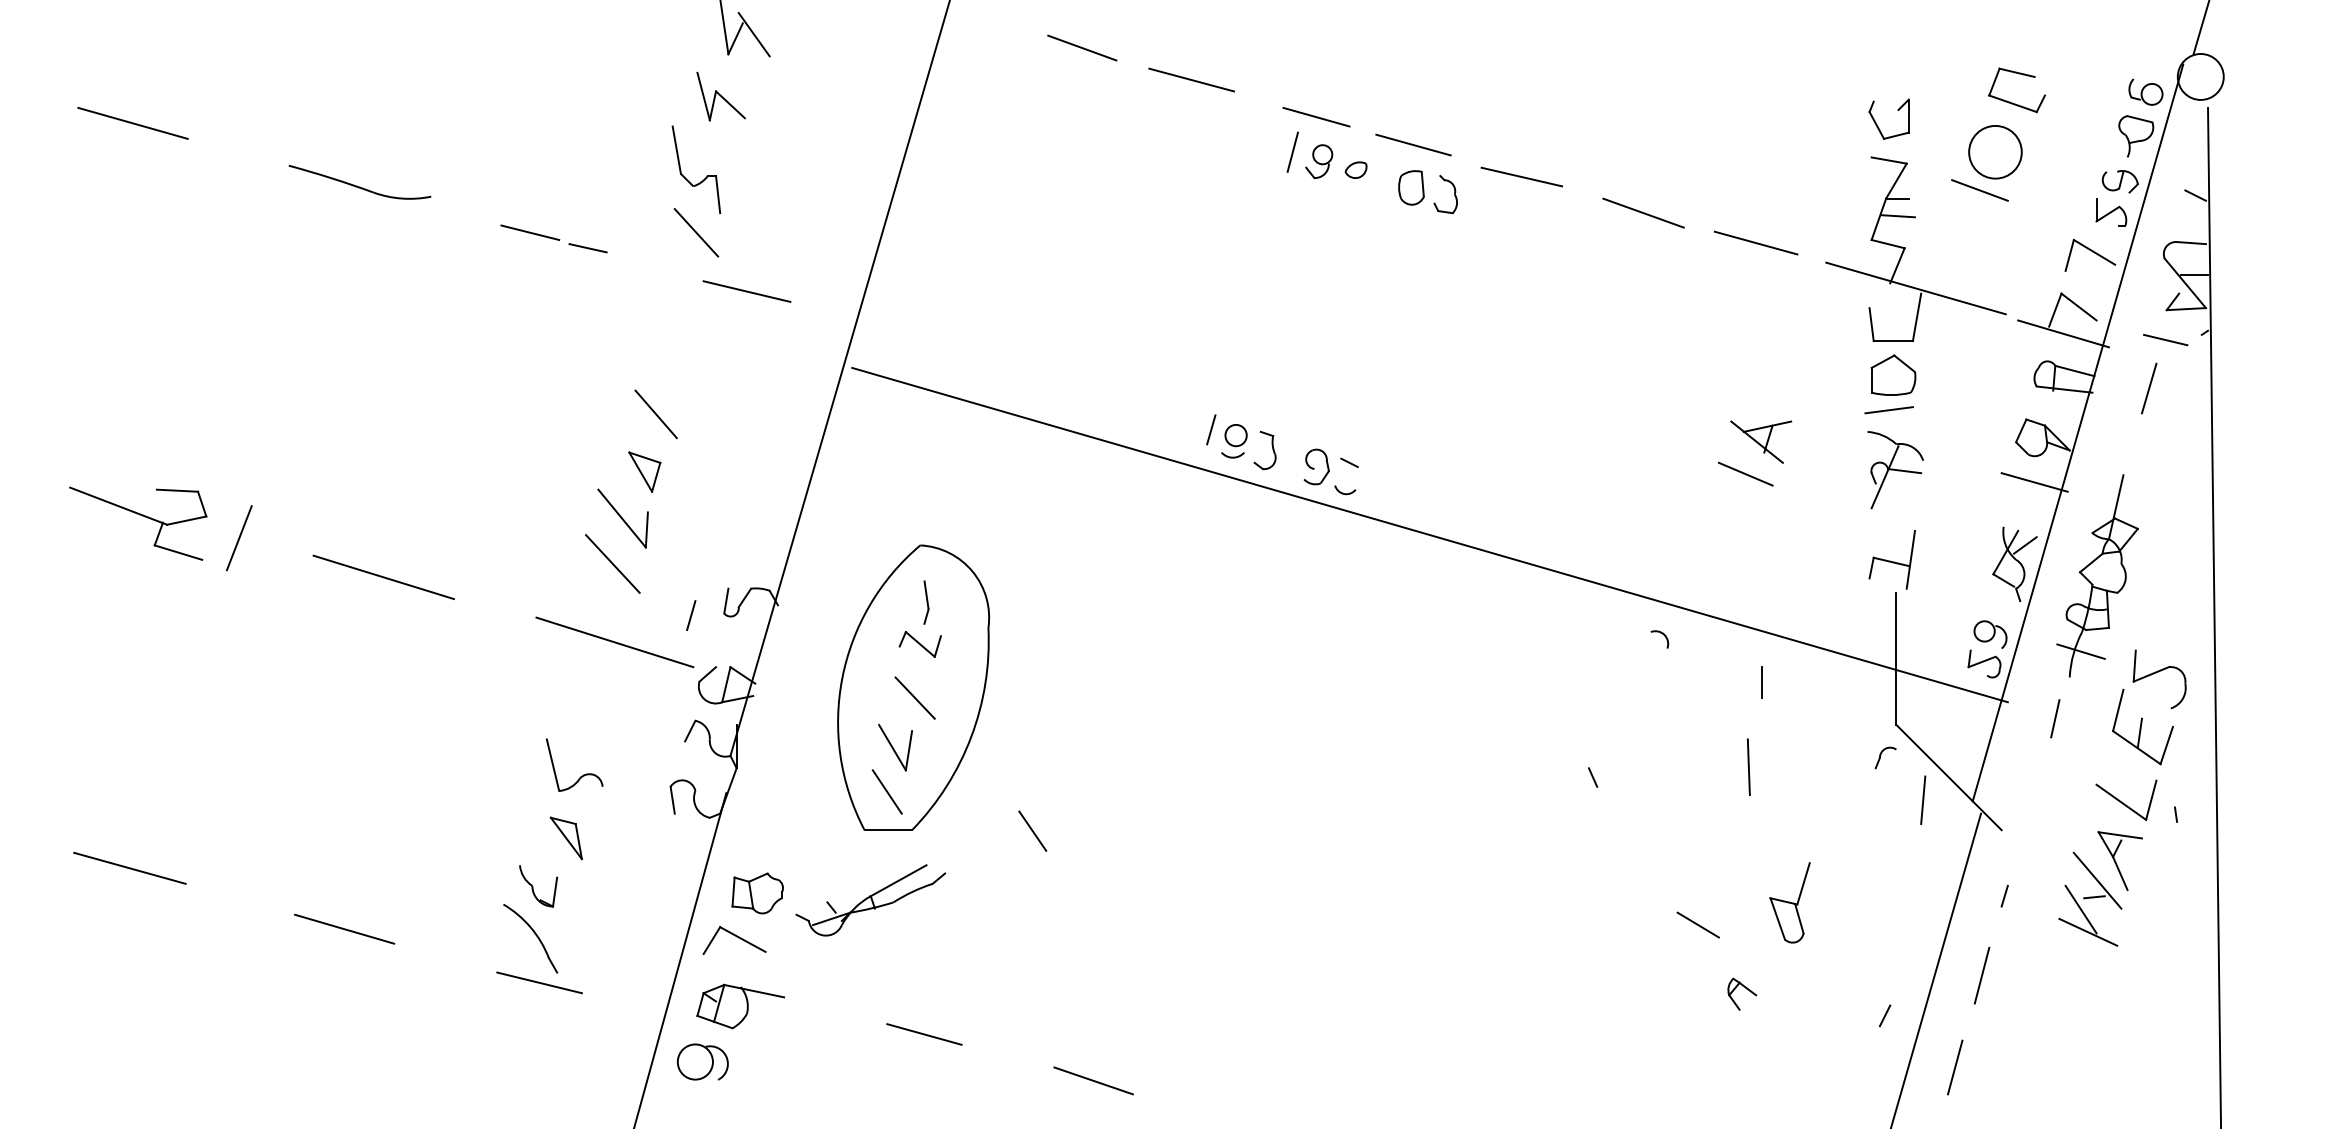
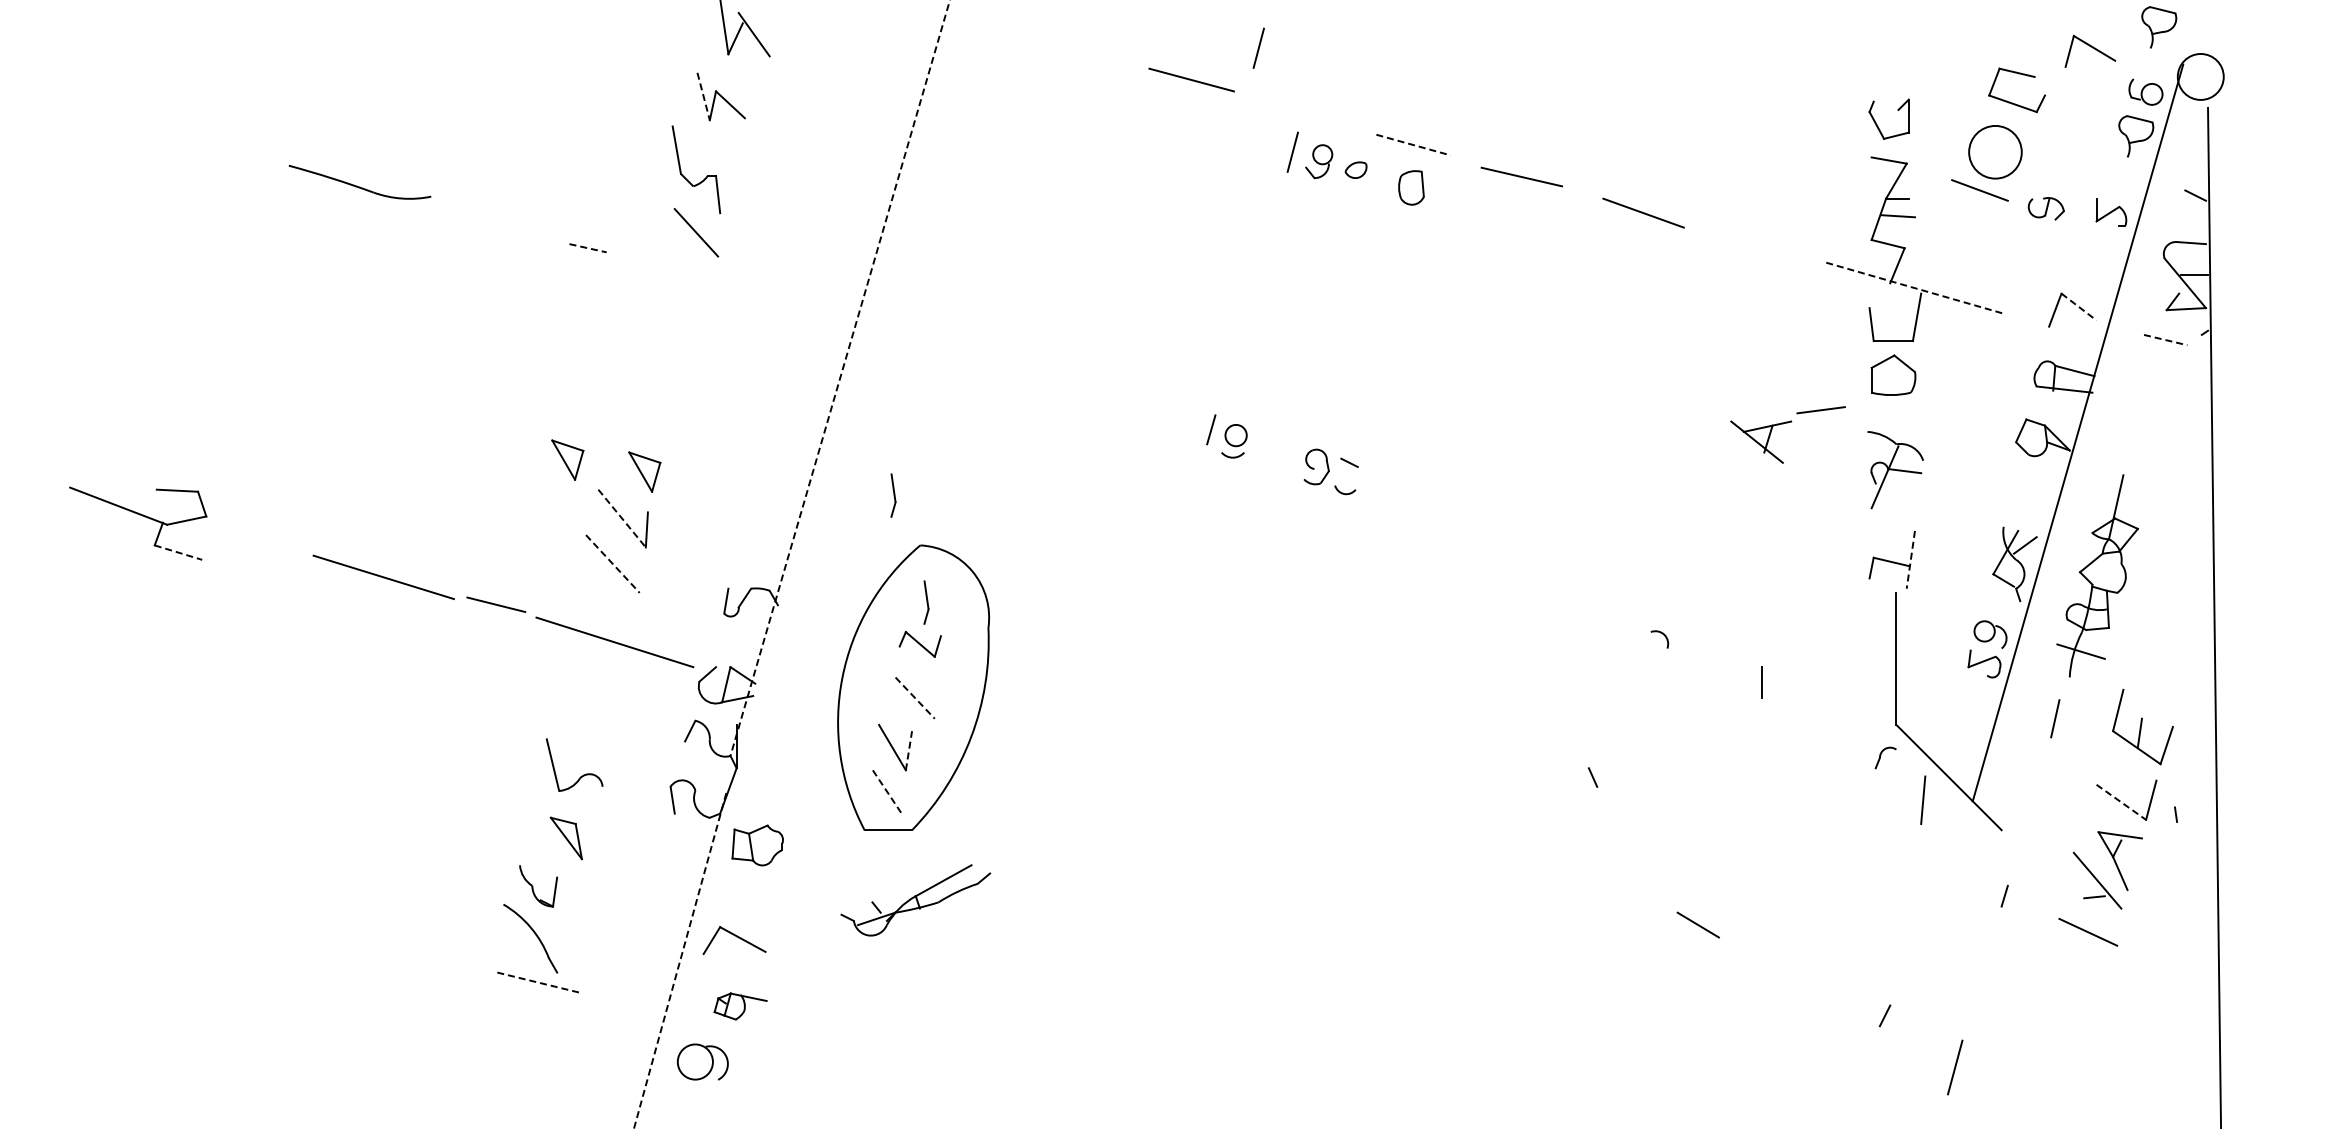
part: none -> present (2159, 27)
line: present -> none (2200, 28)
line: present -> none (1082, 47)
line: none -> present (1258, 47)
line: solid -> dashed (703, 96)
line: present -> none (1316, 116)
line: present -> none (132, 122)
line: solid -> dashed (1413, 145)
part position: (2119, 181) -> (2045, 208) (2045, 208)
part: present -> none (1454, 194)
line position: (530, 232) -> (496, 604) (496, 604)
line: present -> none (1755, 242)
line: solid -> dashed (588, 248)
part position: (2090, 254) -> (2090, 50) (2090, 50)
line: solid -> dashed (1916, 288)
line: present -> none (746, 291)
line: solid -> dashed (2079, 307)
line: present -> none (2063, 333)
line: solid -> dashed (2166, 340)
line: solid -> dashed (840, 378)
line: present -> none (2148, 388)
line position: (1888, 410) -> (1820, 410) (1820, 410)
line: present -> none (655, 414)
part: present -> none (1272, 450)
part: none -> present (567, 459)
line: present -> none (1745, 473)
line: present -> none (2034, 482)
part: none -> present (893, 495)
line: solid -> dashed (622, 518)
line: present -> none (1429, 534)
line: present -> none (238, 538)
line: solid -> dashed (178, 552)
line: solid -> dashed (1910, 560)
line: solid -> dashed (613, 564)
line: present -> none (691, 615)
part: present -> none (2156, 673)
line: solid -> dashed (915, 698)
line: solid -> dashed (908, 750)
line: present -> none (1748, 767)
line: solid -> dashed (887, 792)
line: solid -> dashed (2121, 802)
line: present -> none (1032, 830)
line: present -> none (129, 867)
part position: (757, 893) -> (757, 845) (757, 845)
part position: (870, 900) -> (915, 900) (915, 900)
part: present -> none (1789, 902)
line: present -> none (2080, 909)
line: present -> none (344, 928)
line: solid -> dashed (680, 960)
line: present -> none (1936, 969)
line: present -> none (1981, 975)
line: solid -> dashed (539, 982)
part: present -> none (1742, 993)
part size: 89x47 px -> 55x29 px (740, 1006)
line: present -> none (924, 1034)
line: present -> none (1093, 1080)
